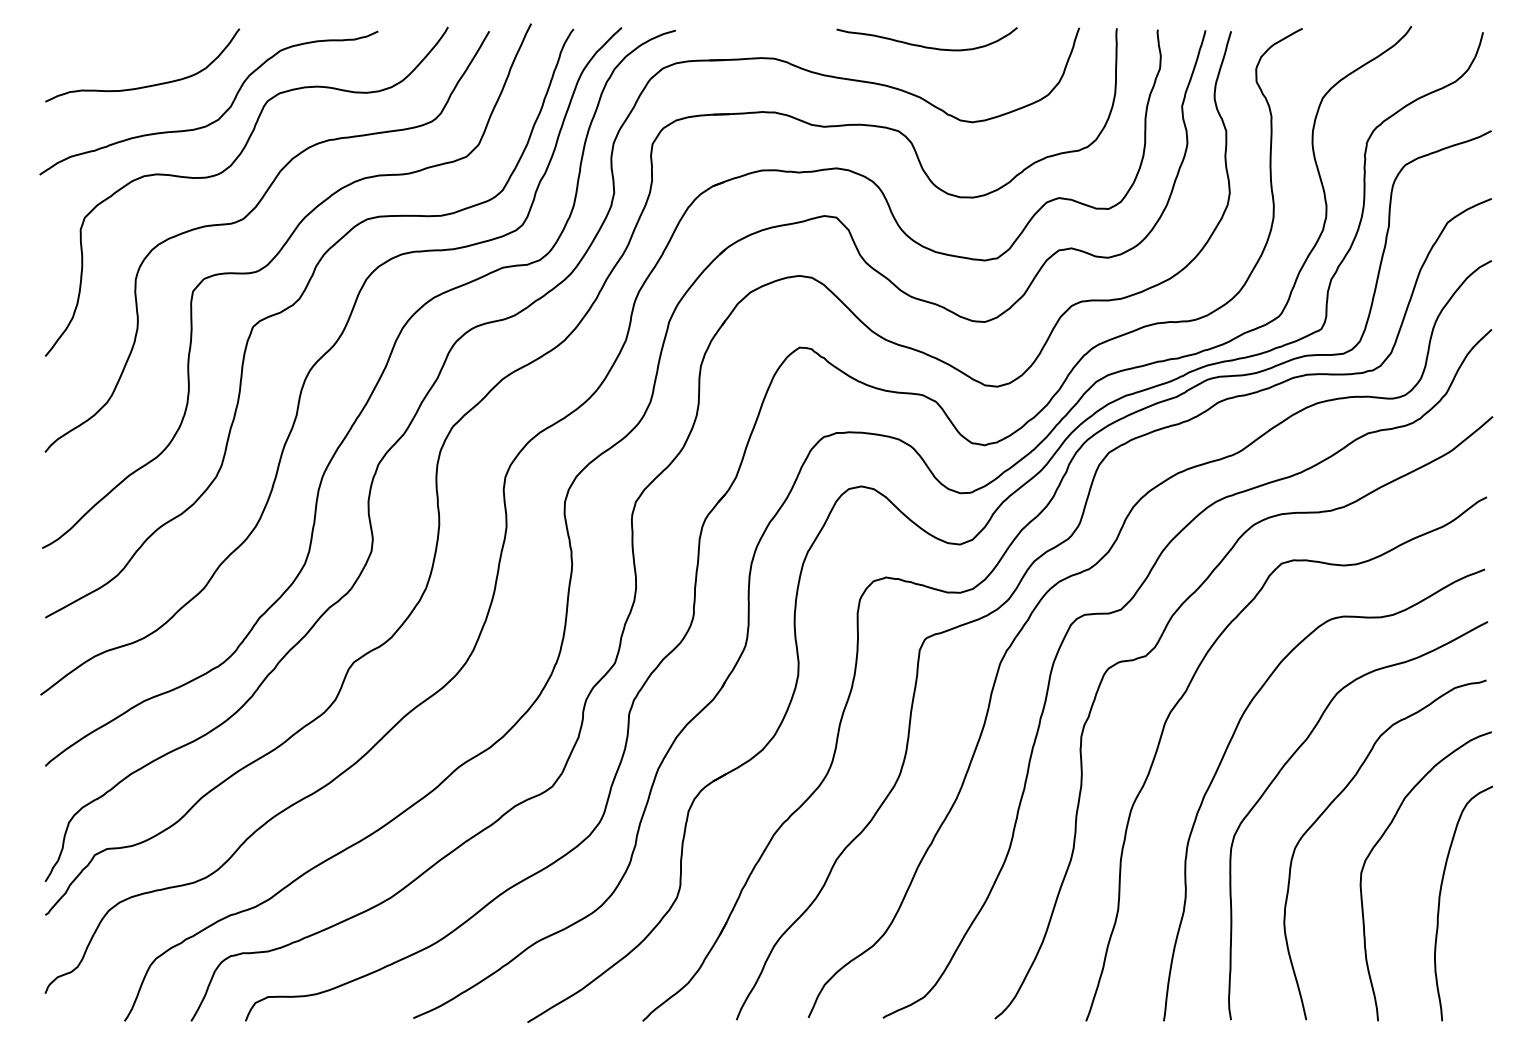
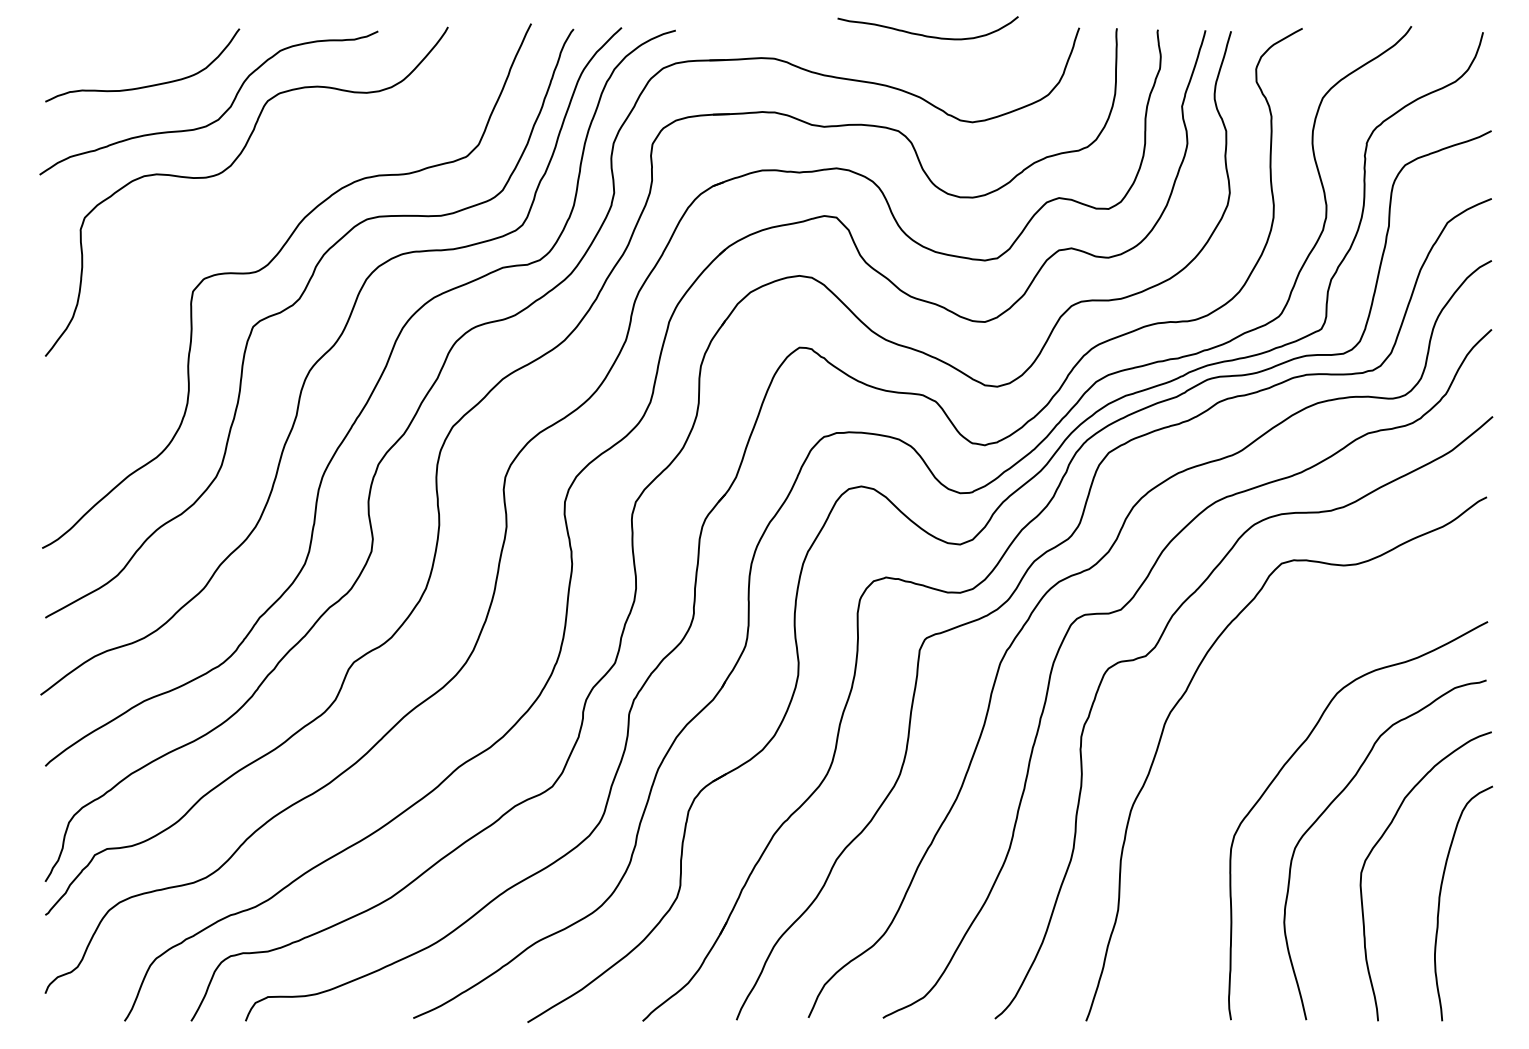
curve position: (926, 46) -> (927, 35) (927, 35)
curve: present -> none (244, 219)
curve: present -> none (1226, 752)
